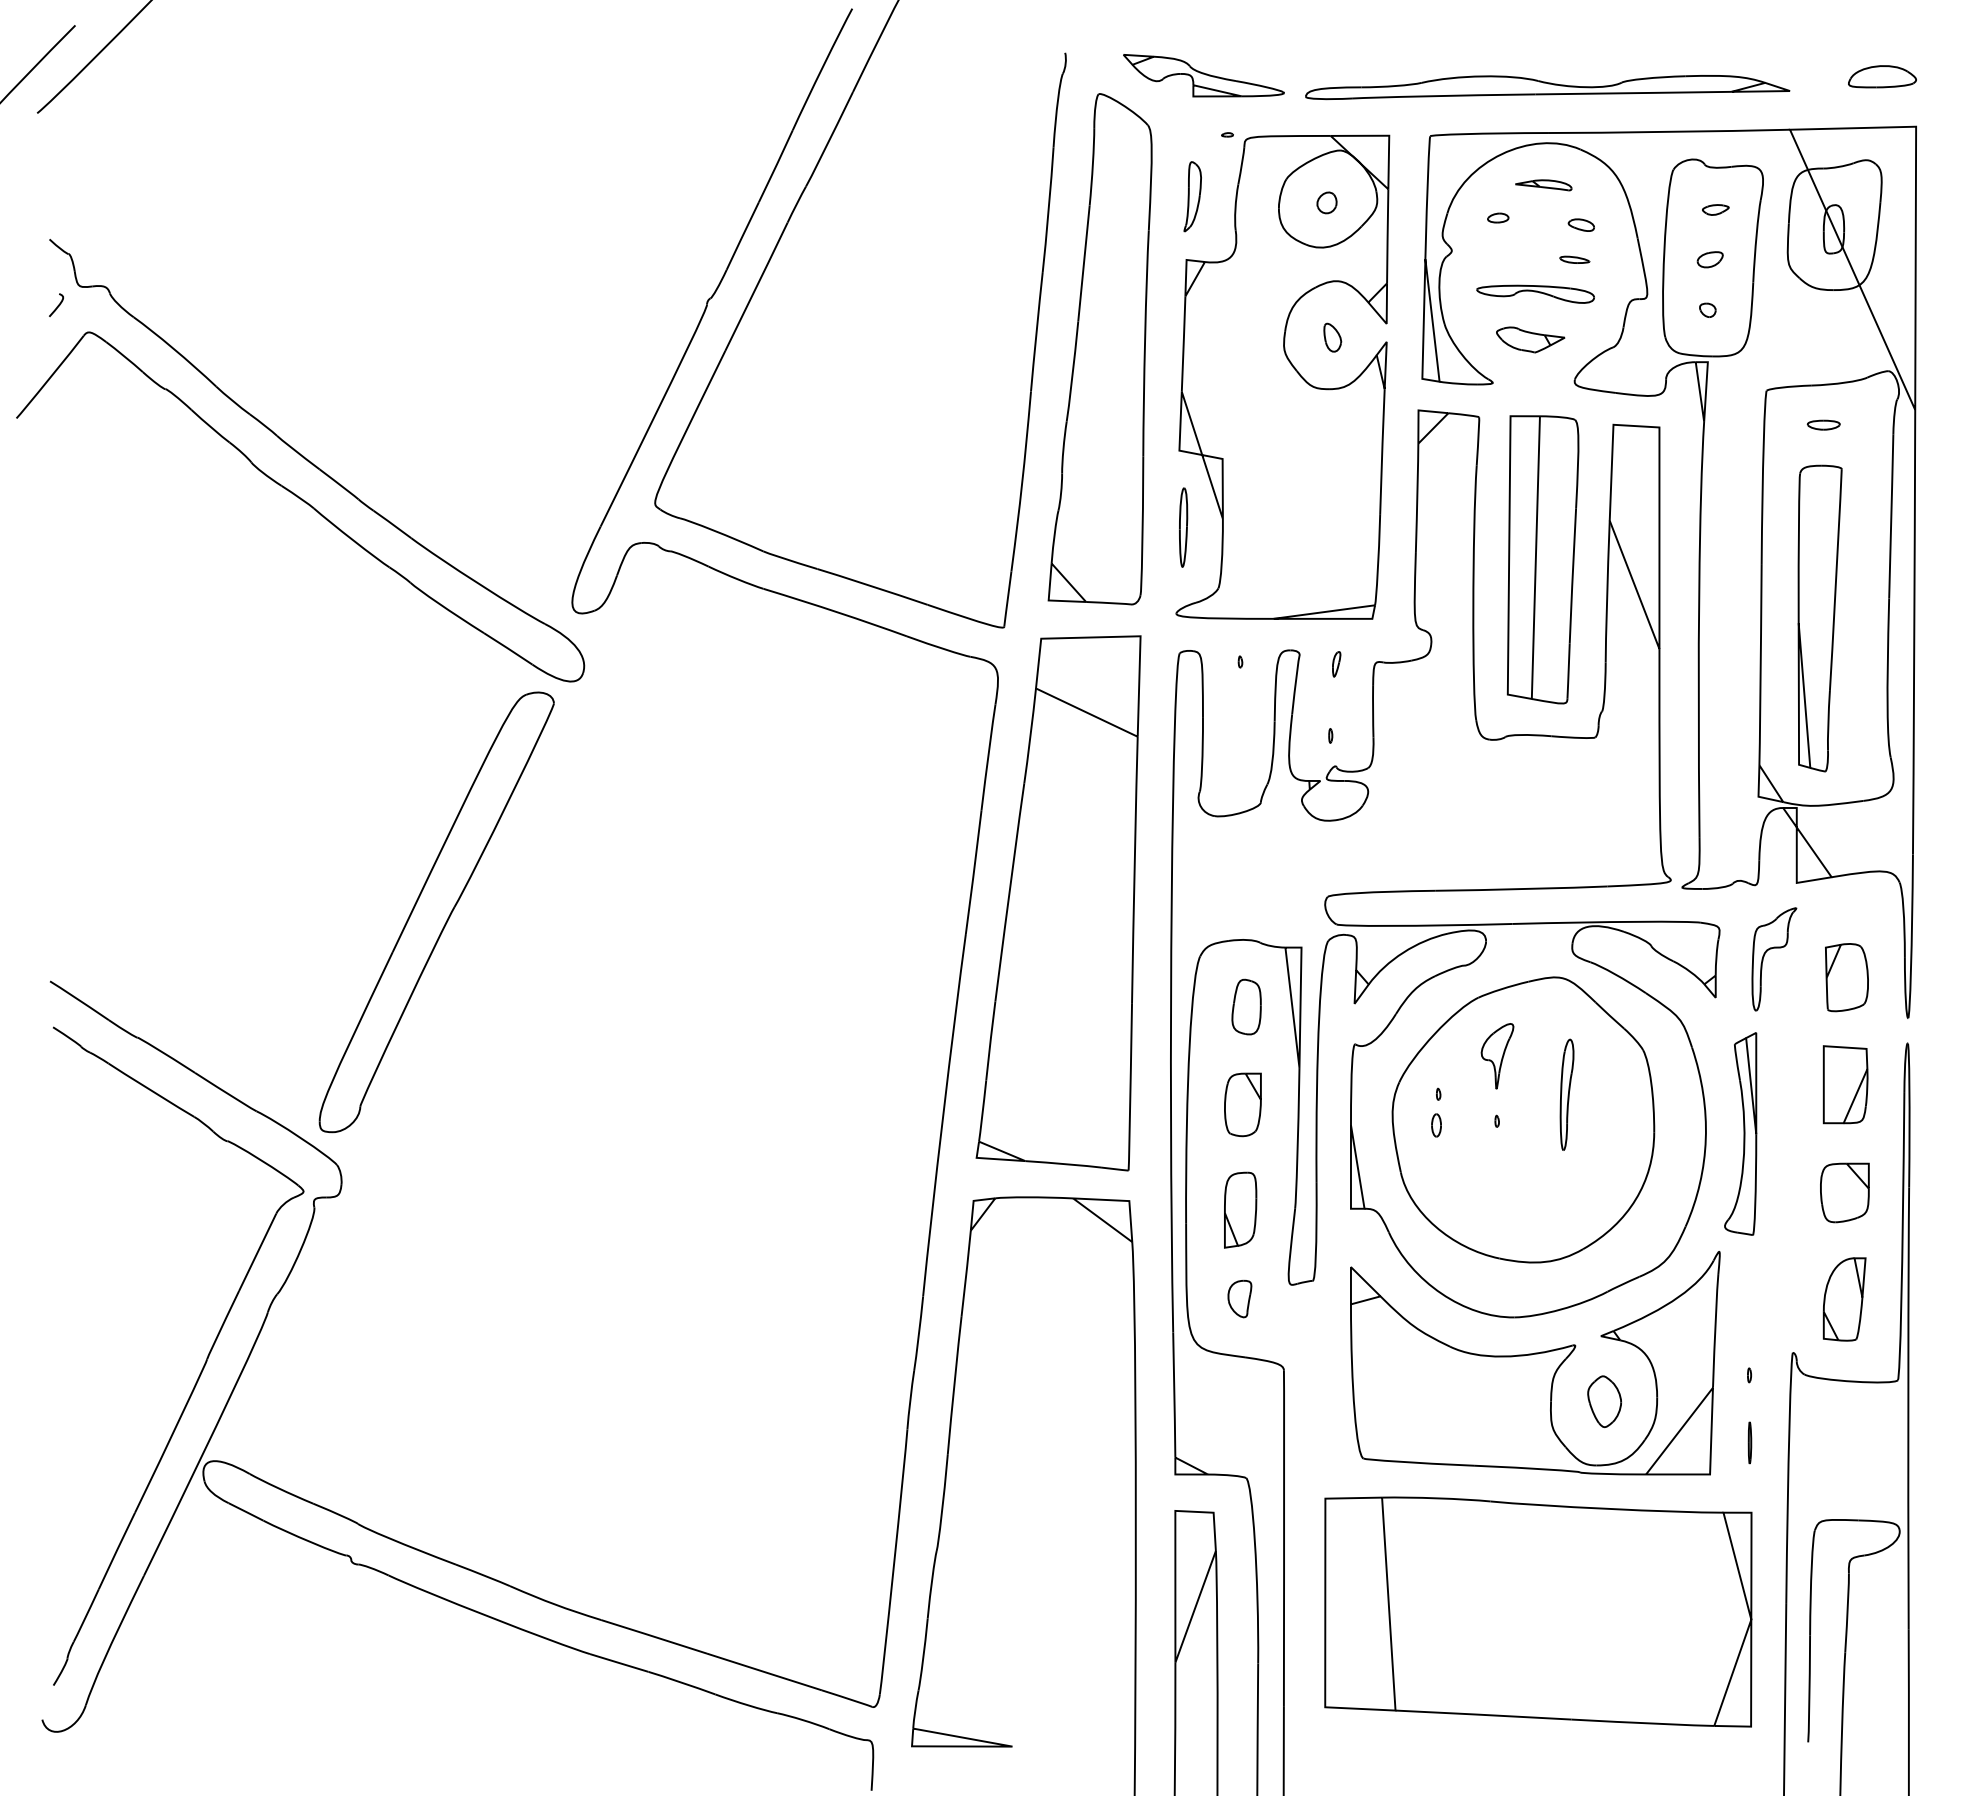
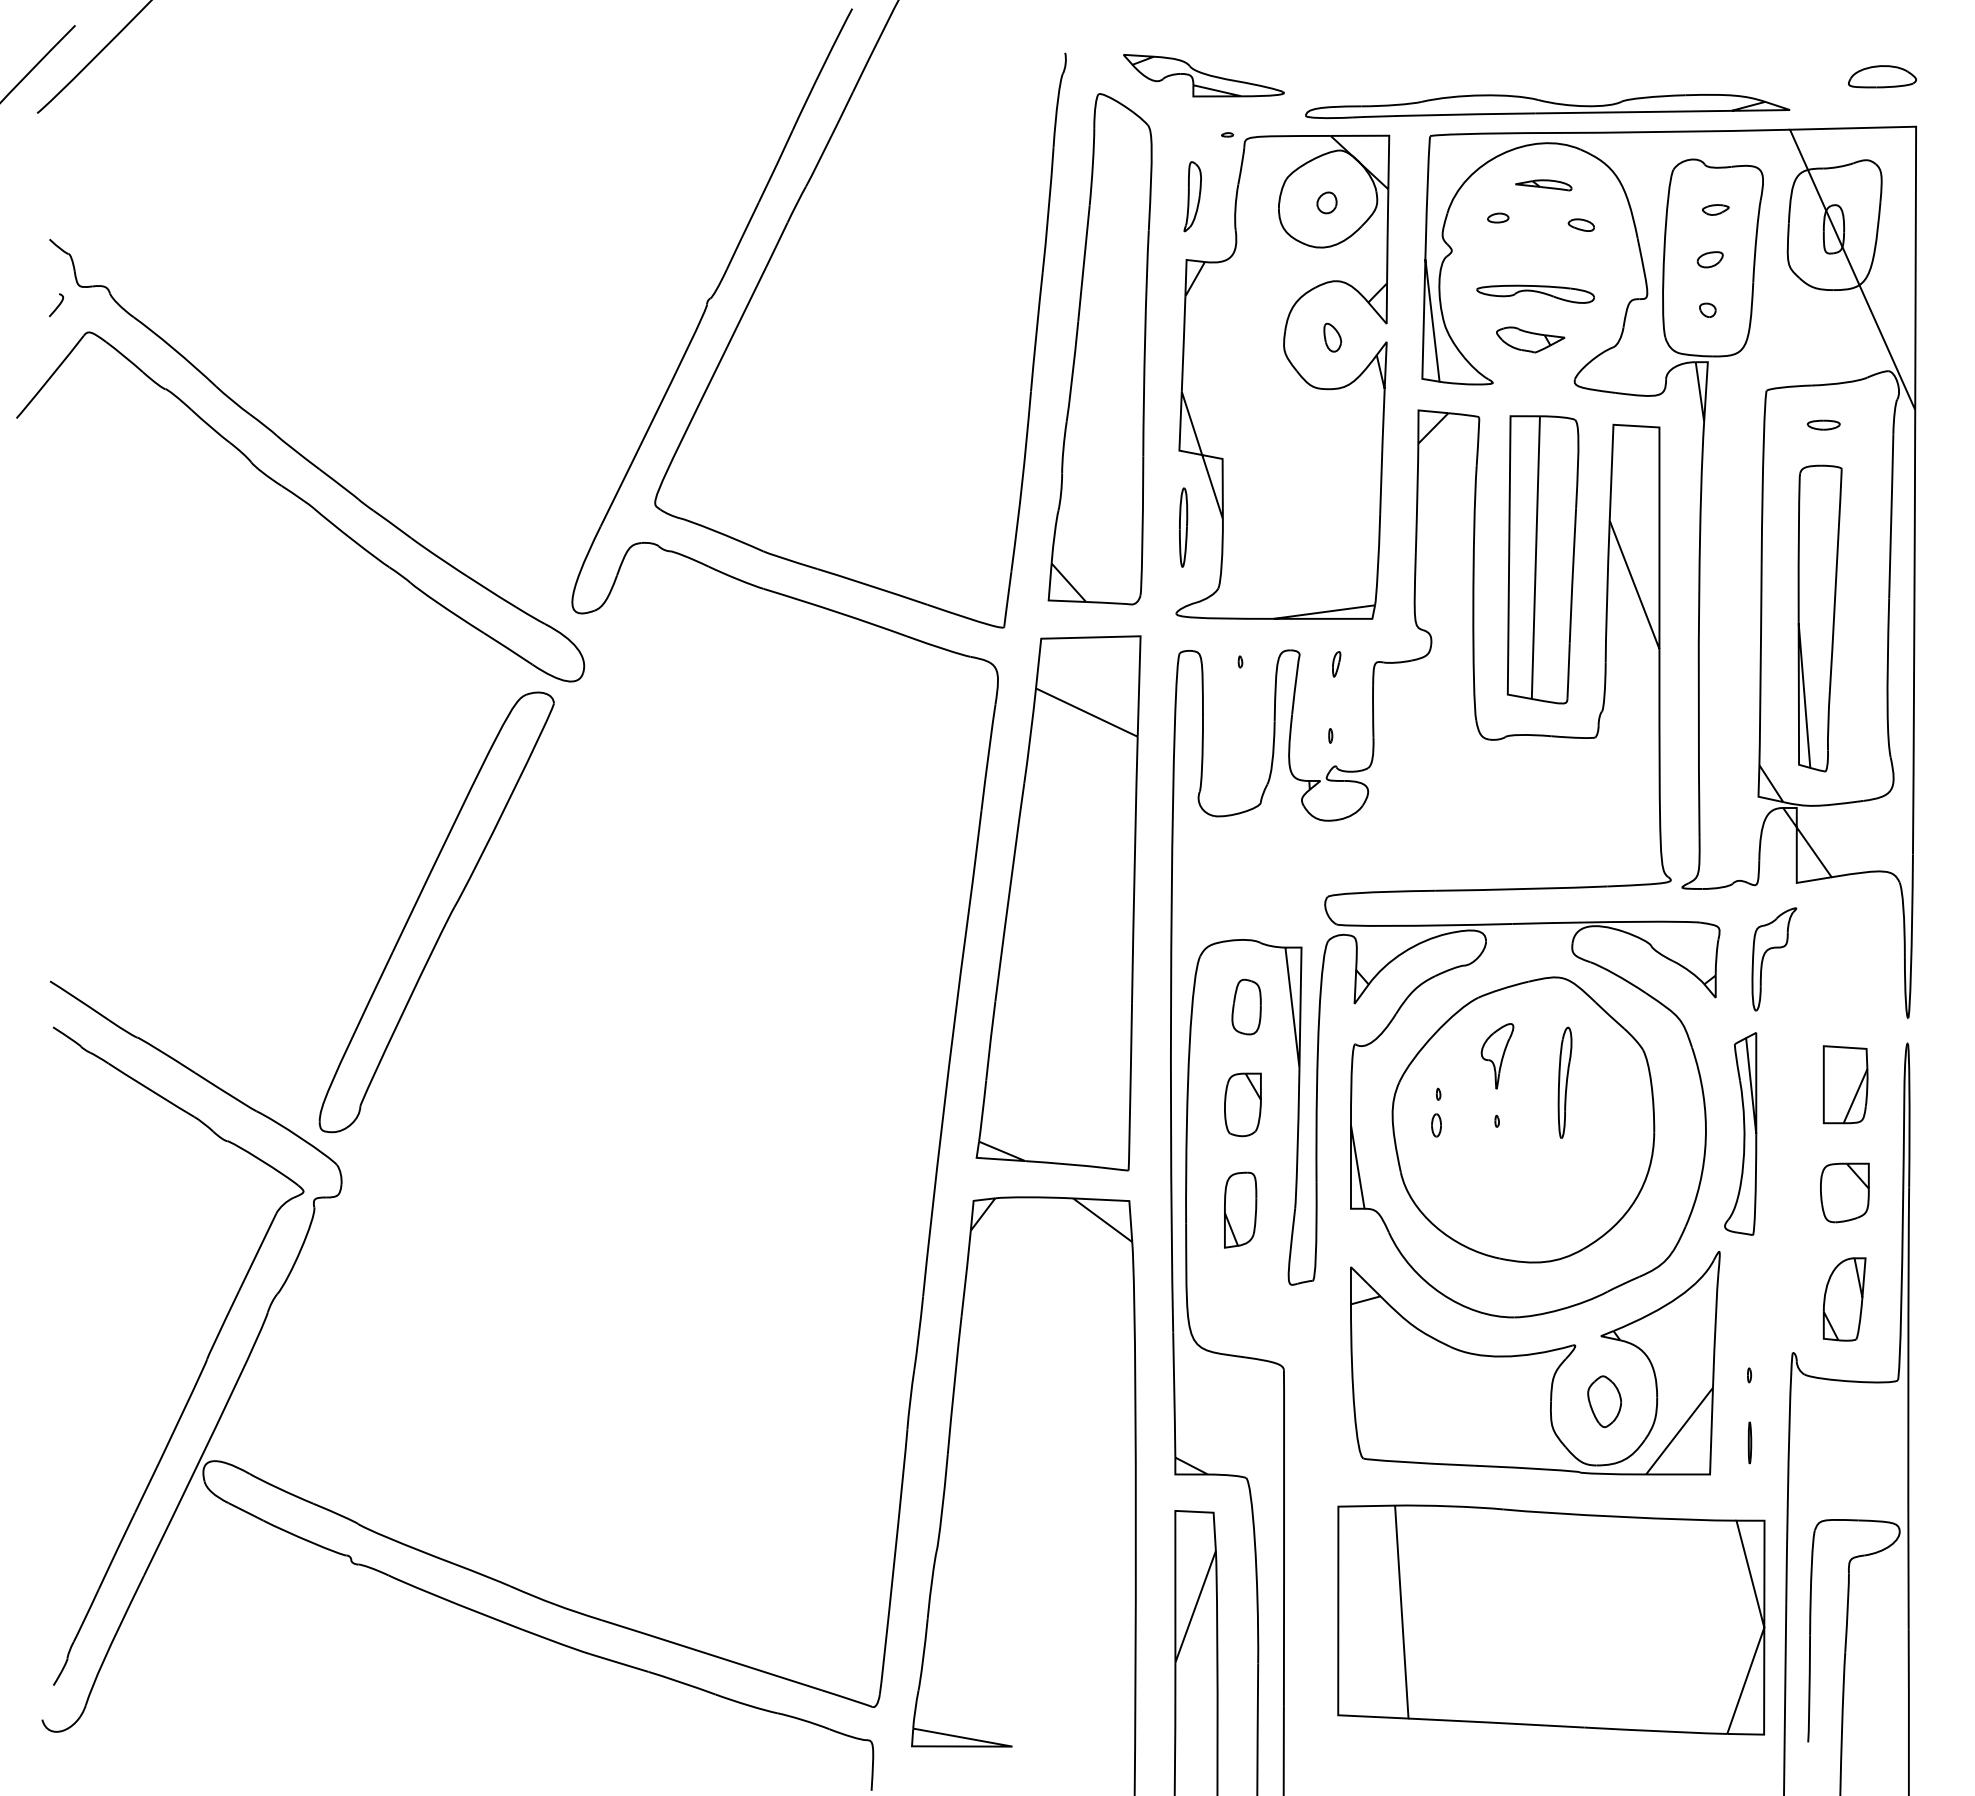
part position: (1547, 87) -> (1547, 106) (1547, 106)
part: present -> none (1574, 259)
part: present -> none (1846, 977)
part position: (1566, 1094) -> (1564, 1082) (1564, 1082)
part: present -> none (1239, 1299)
part position: (1538, 1611) -> (1551, 1619) (1551, 1619)
